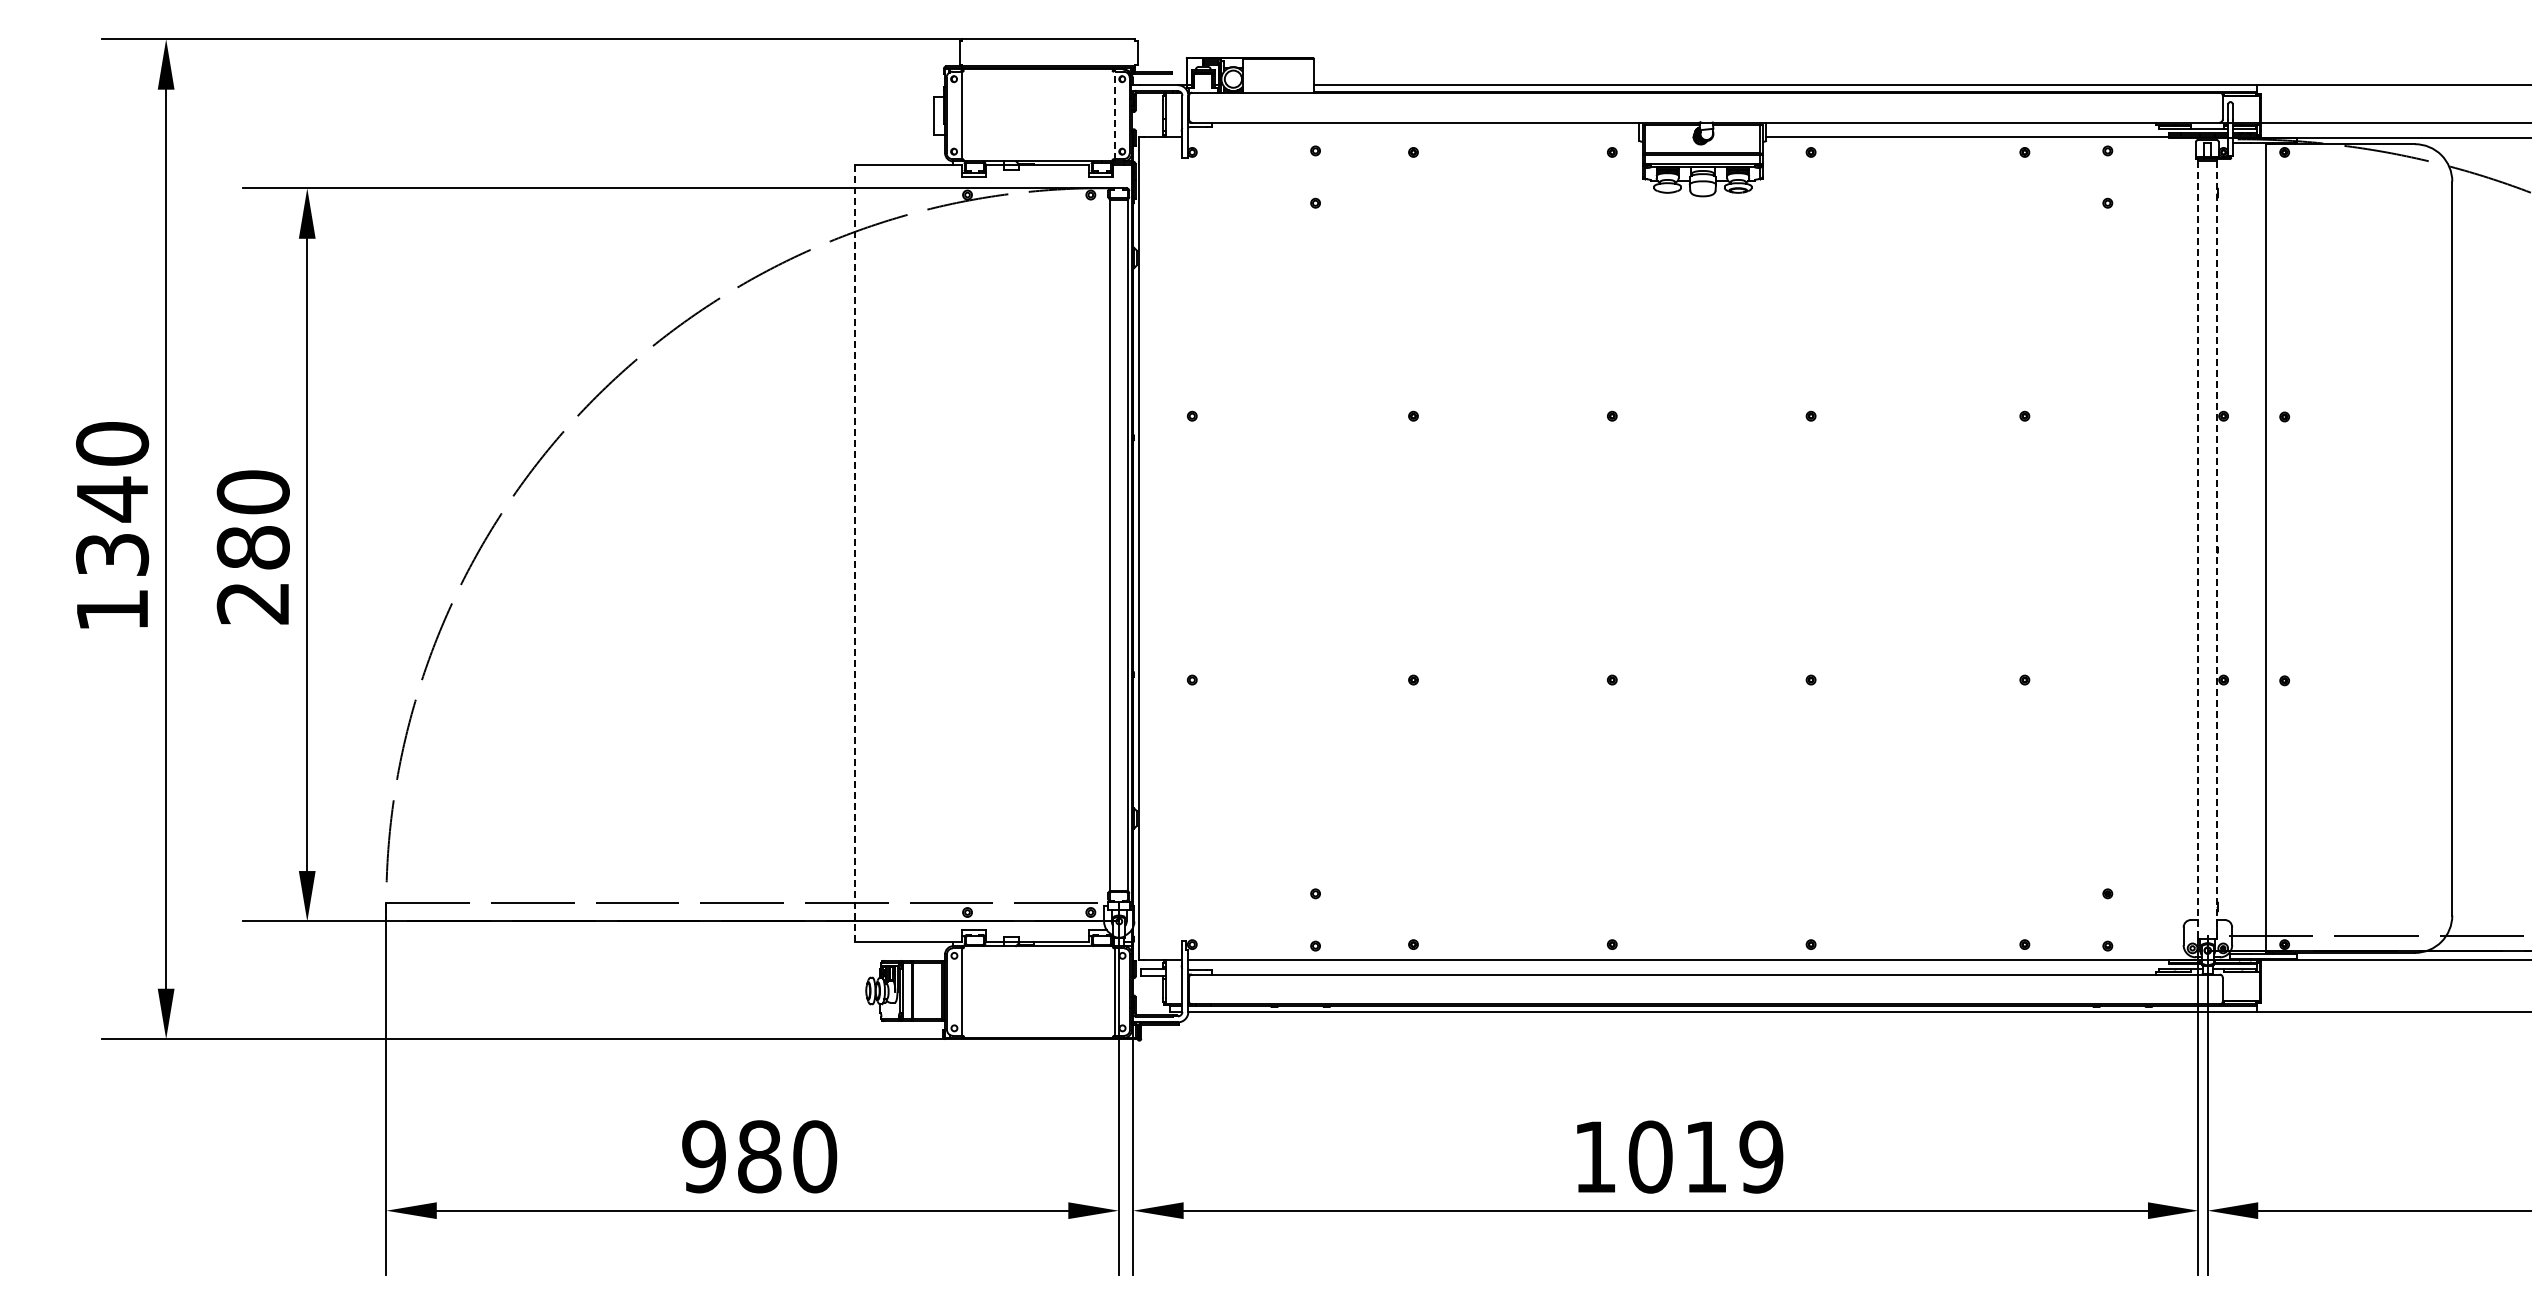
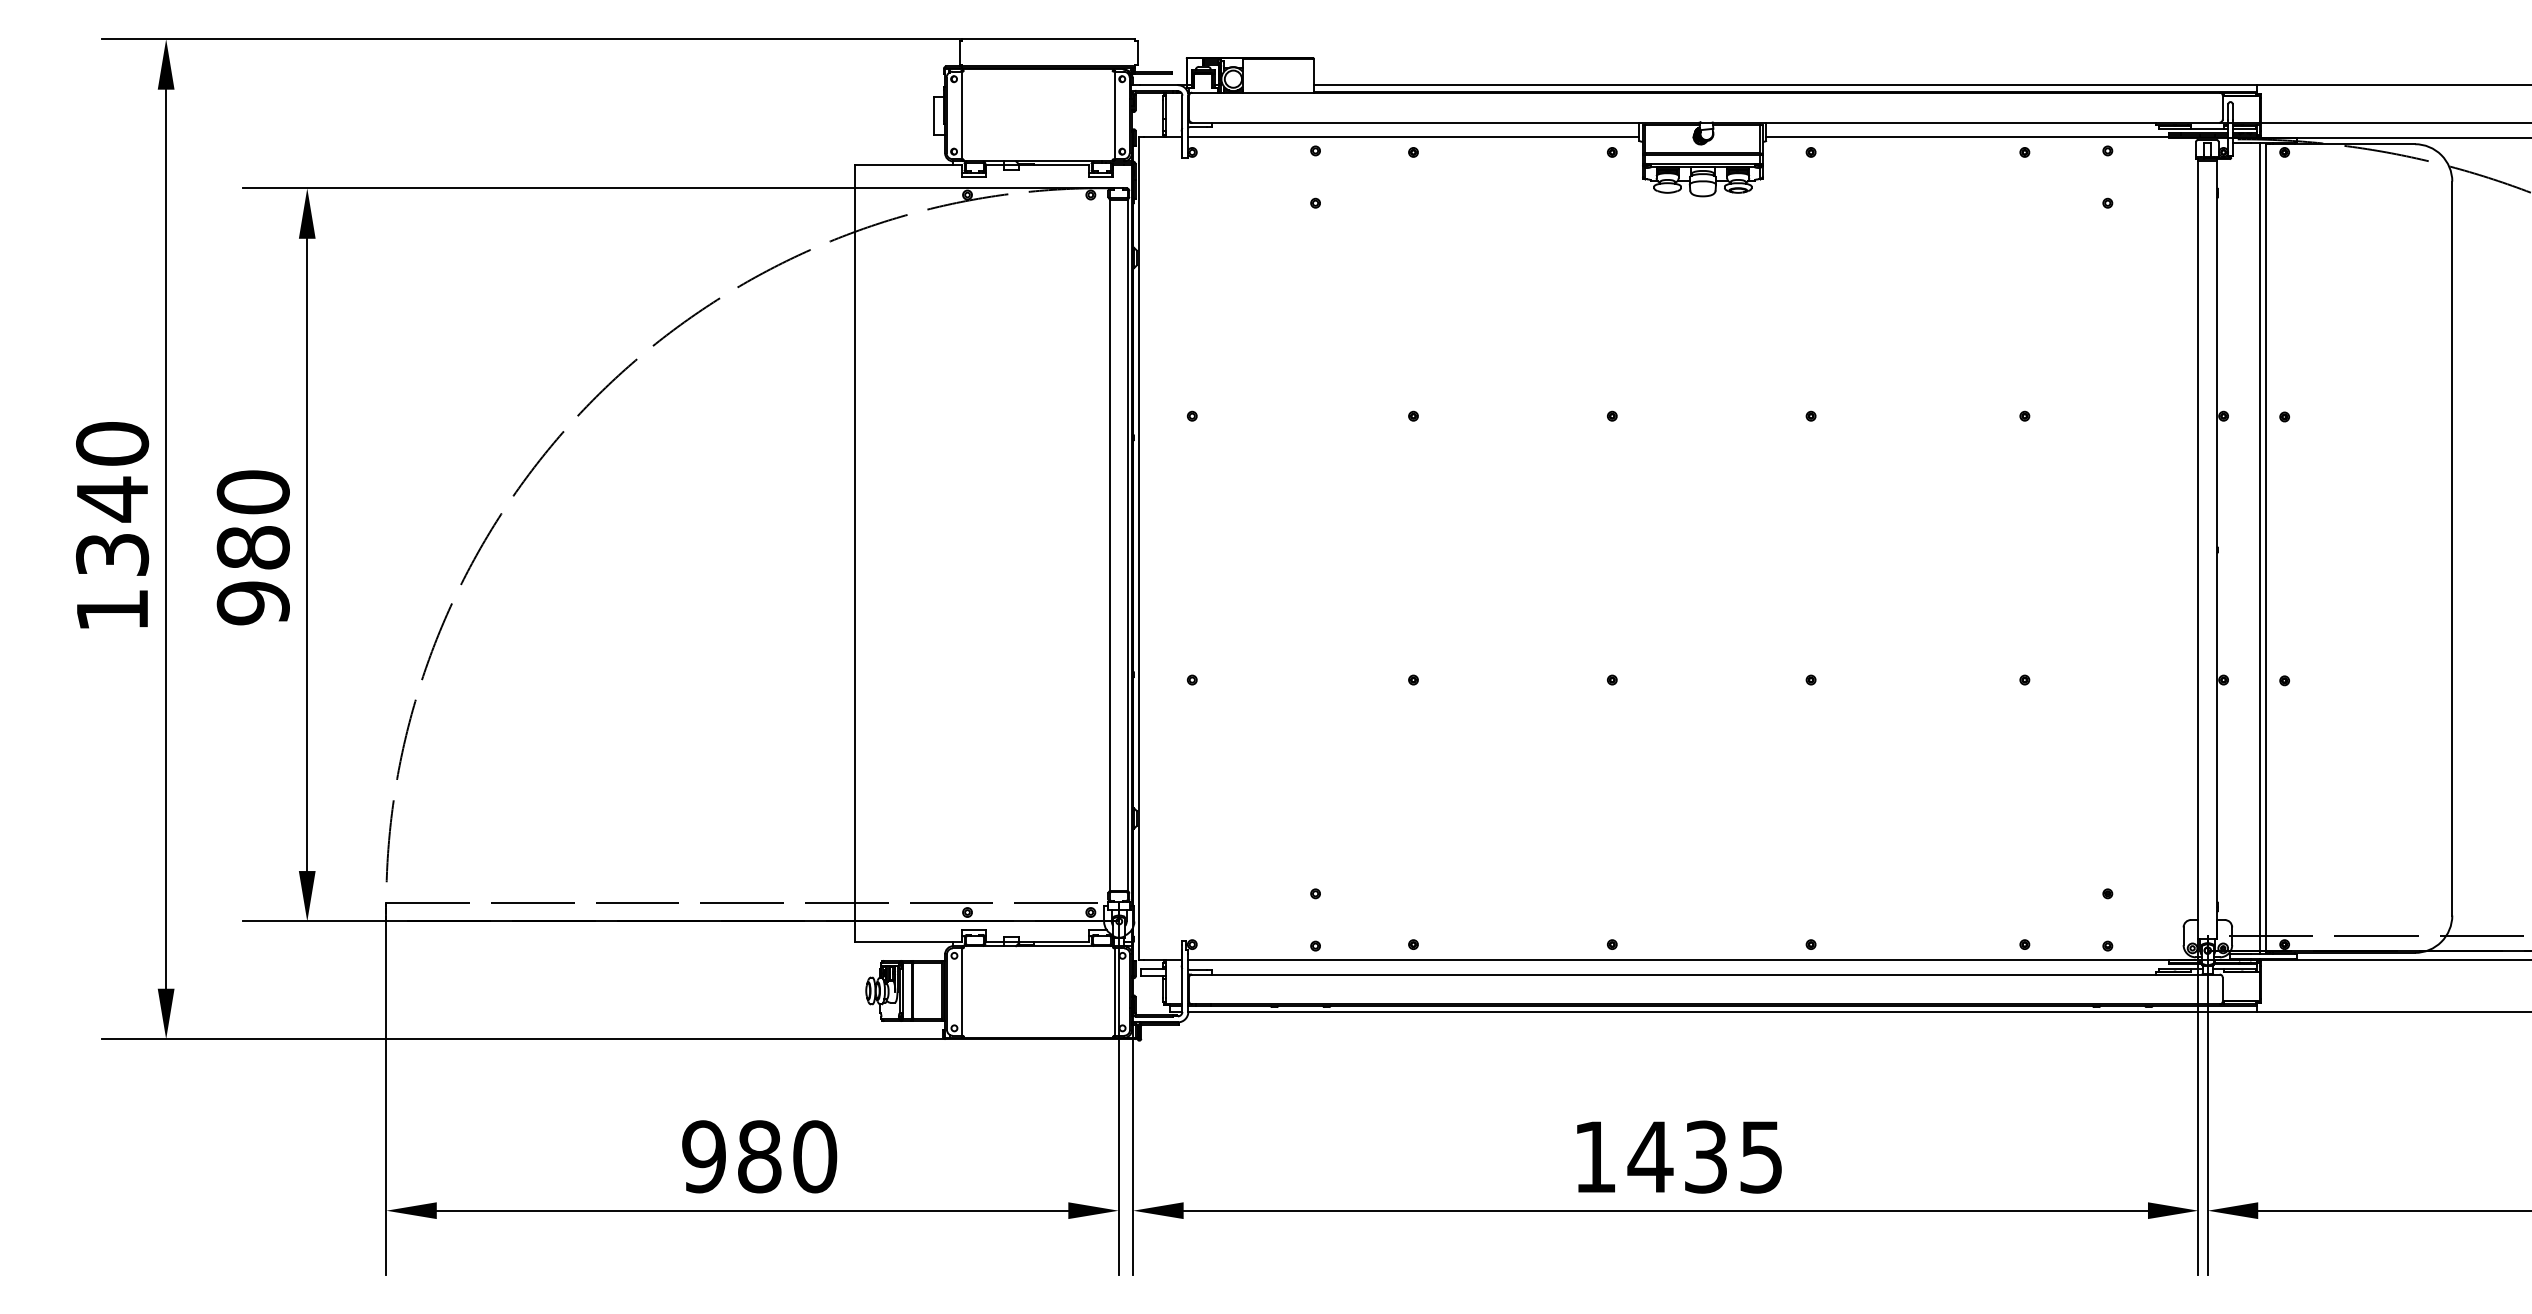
line: dashed -> solid (1114, 115)
line: none -> present (1413, 137)
line: none -> present (2260, 548)
line: dashed -> solid (2198, 550)
line: dashed -> solid (2217, 550)
line: dashed -> solid (855, 553)
text: 280 -> 980 (252, 603)
text: 1019 -> 1435 (1705, 1156)
